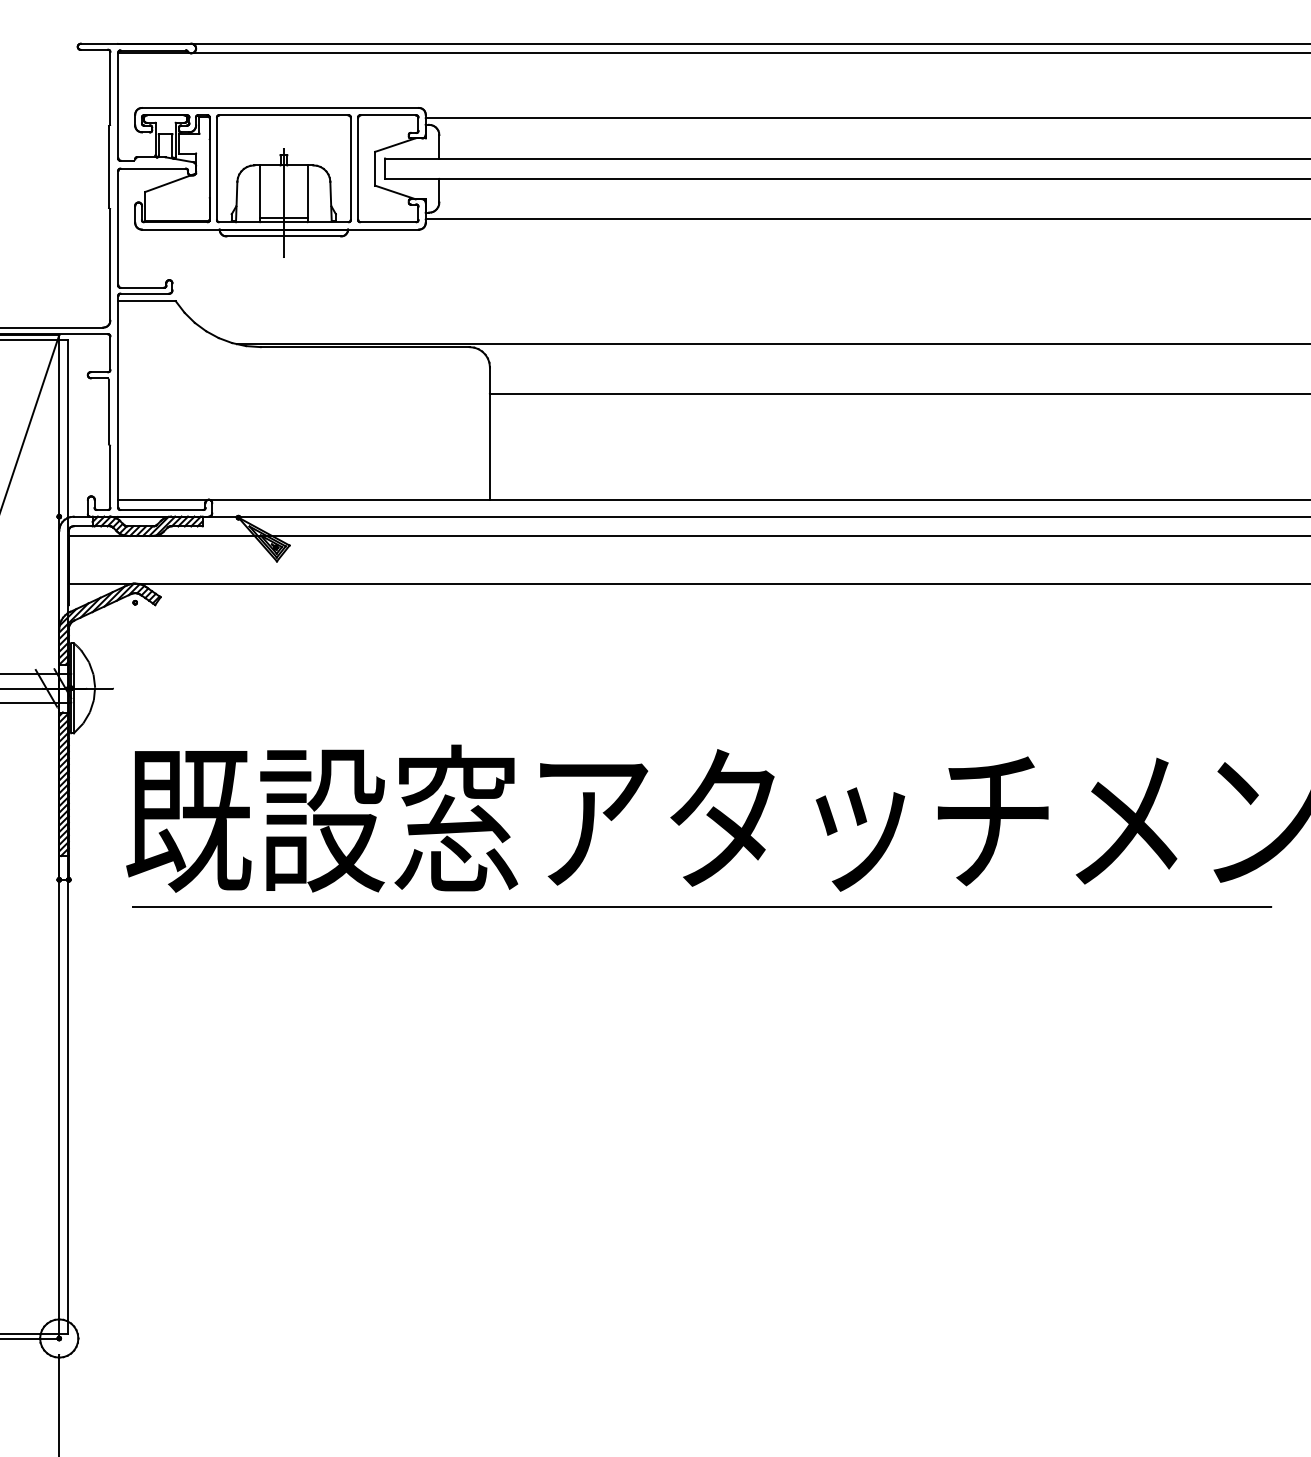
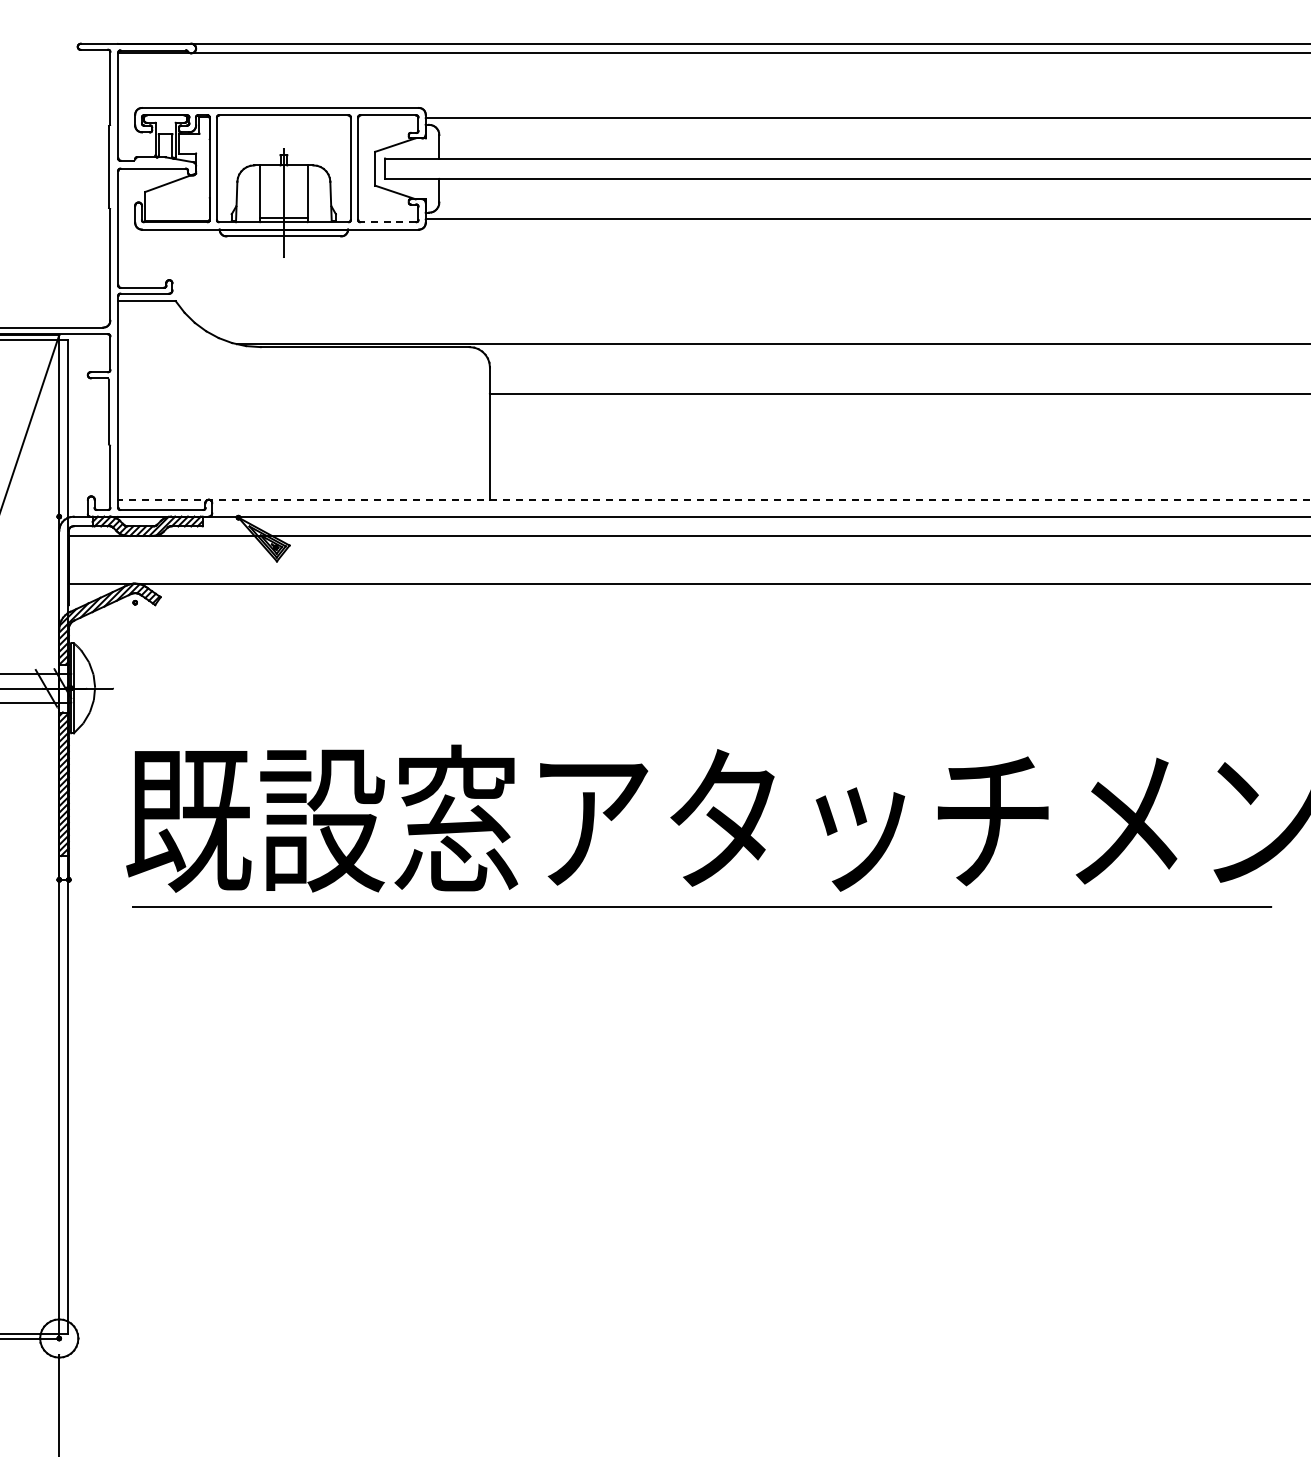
line: solid -> dashed (387, 222)
line: solid -> dashed (714, 499)
